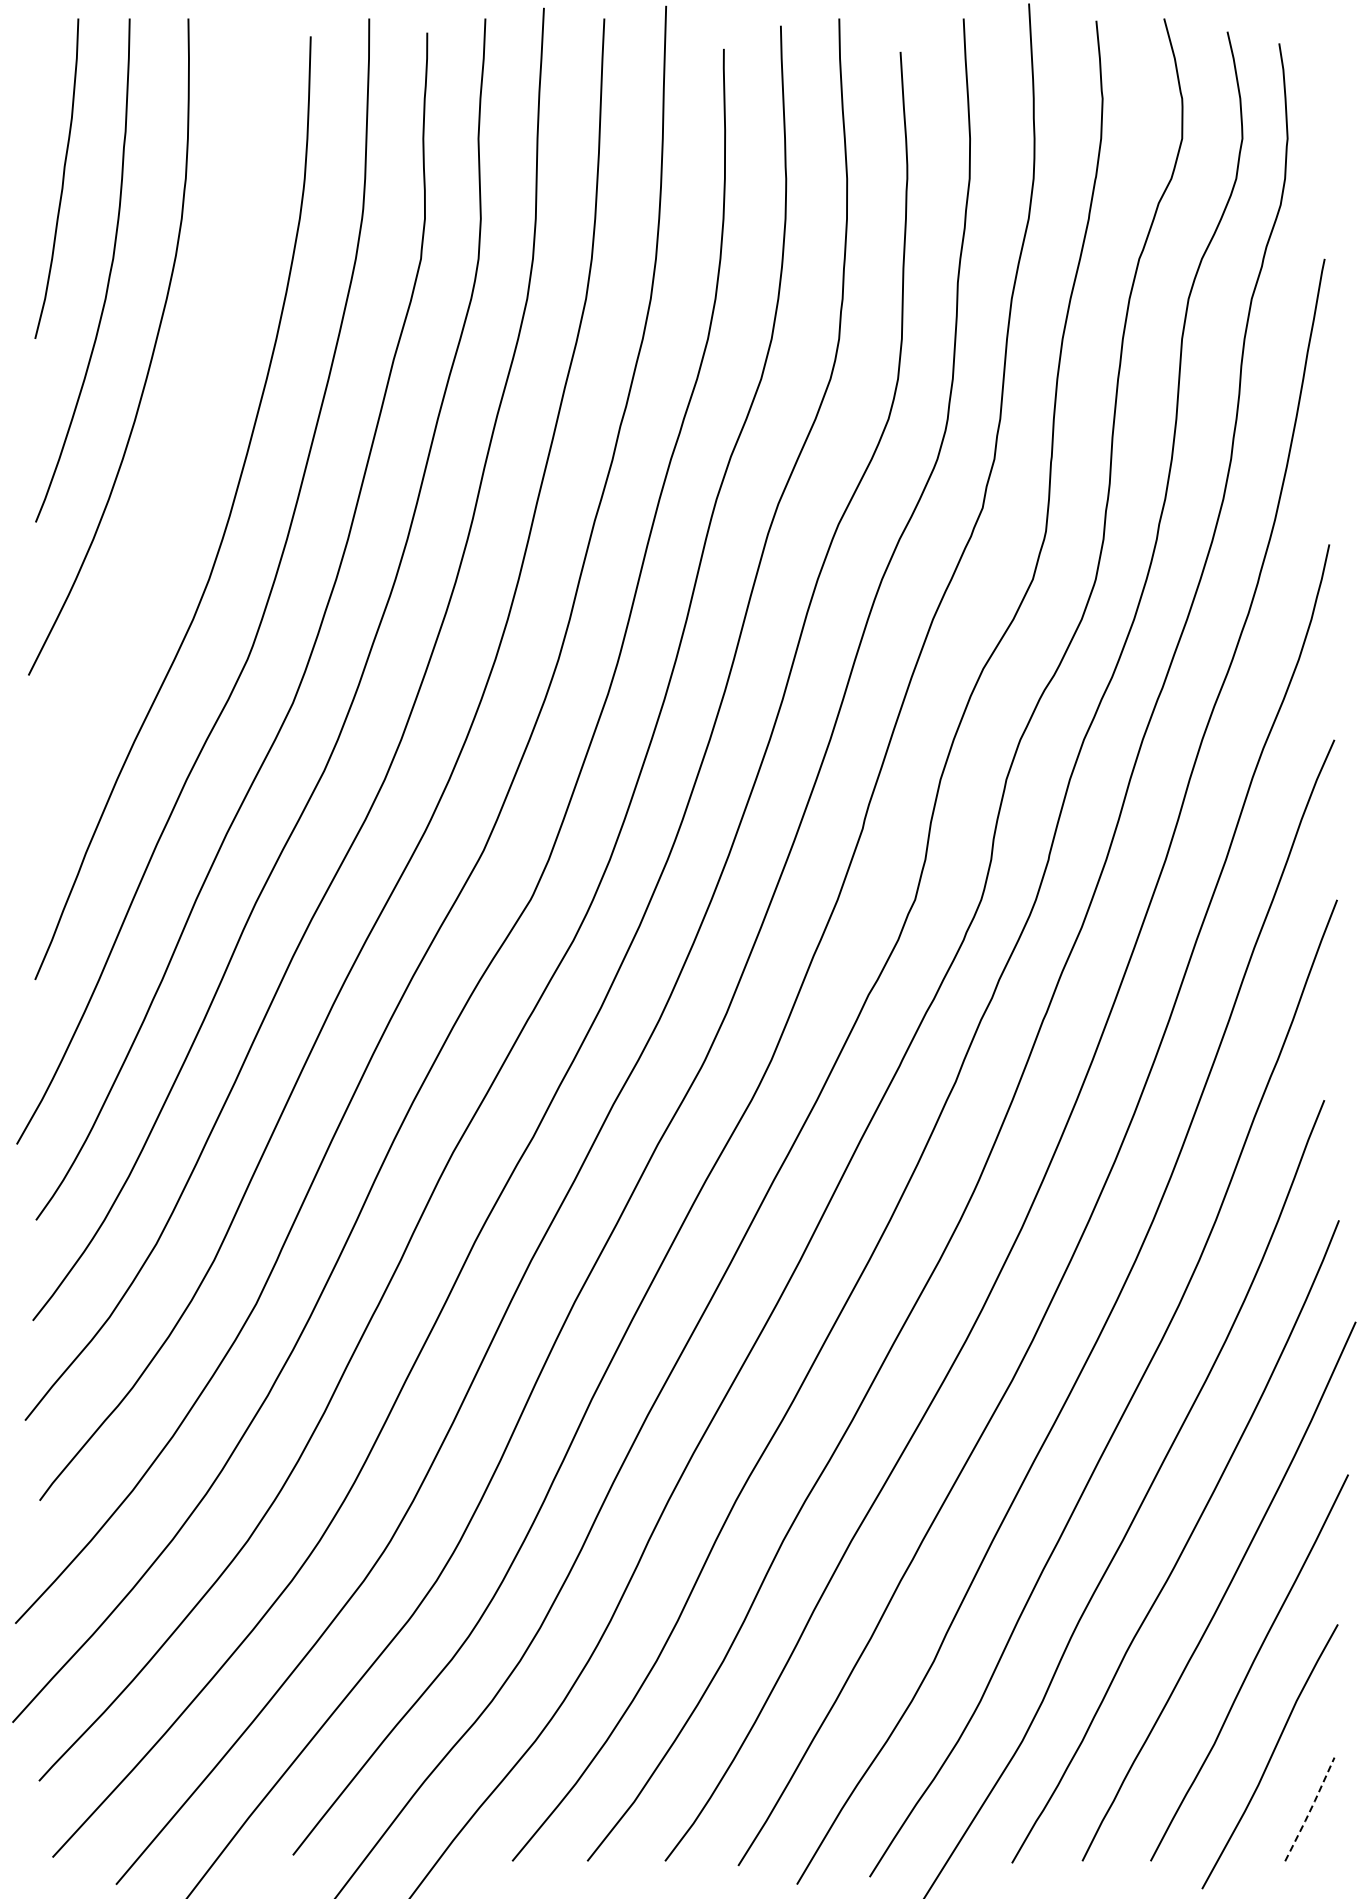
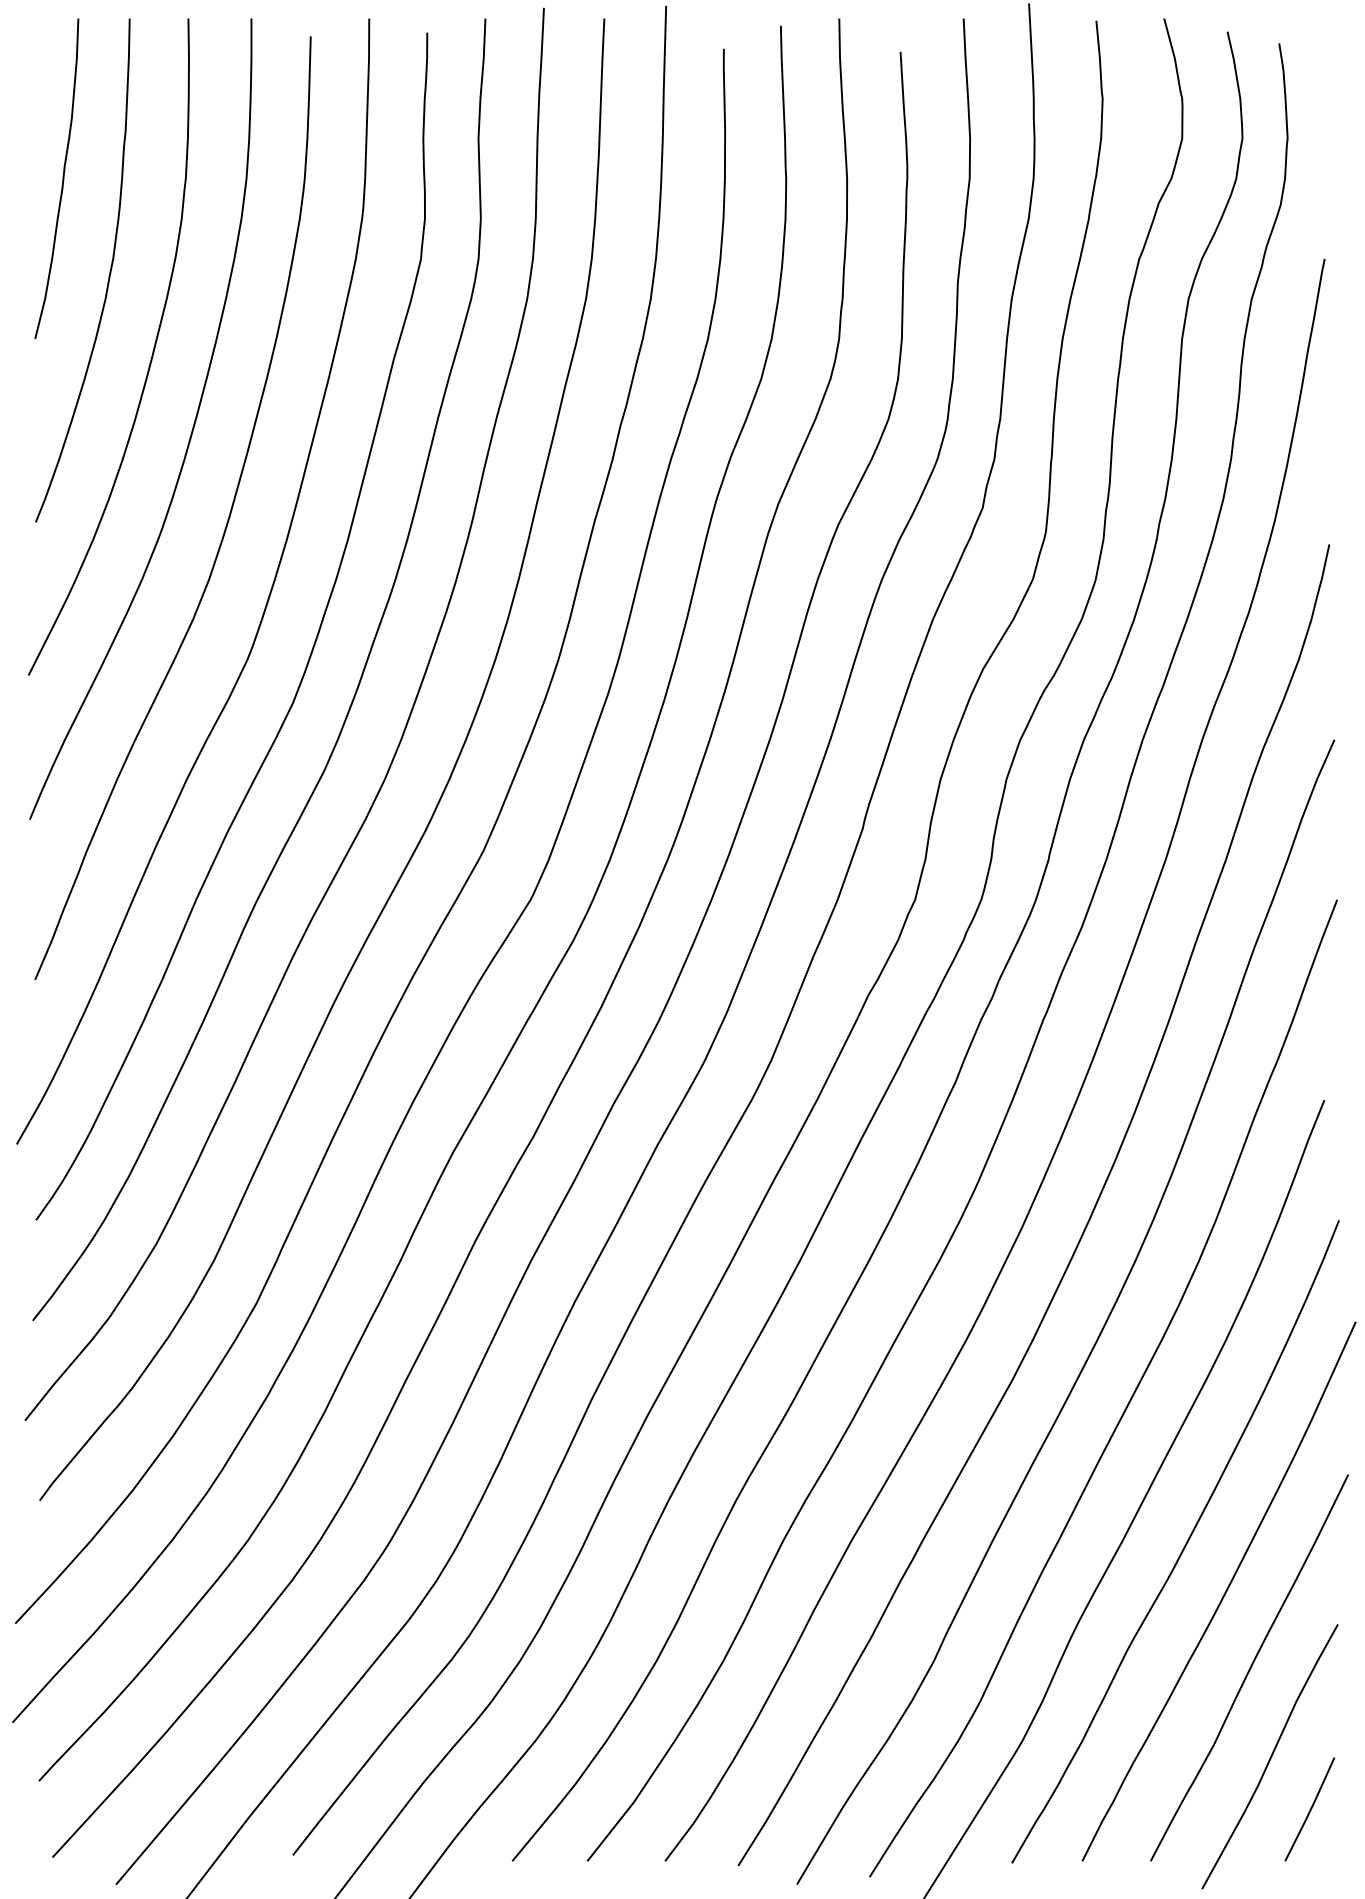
curve: none -> present (191, 430)
line: dashed -> solid (1310, 1809)
